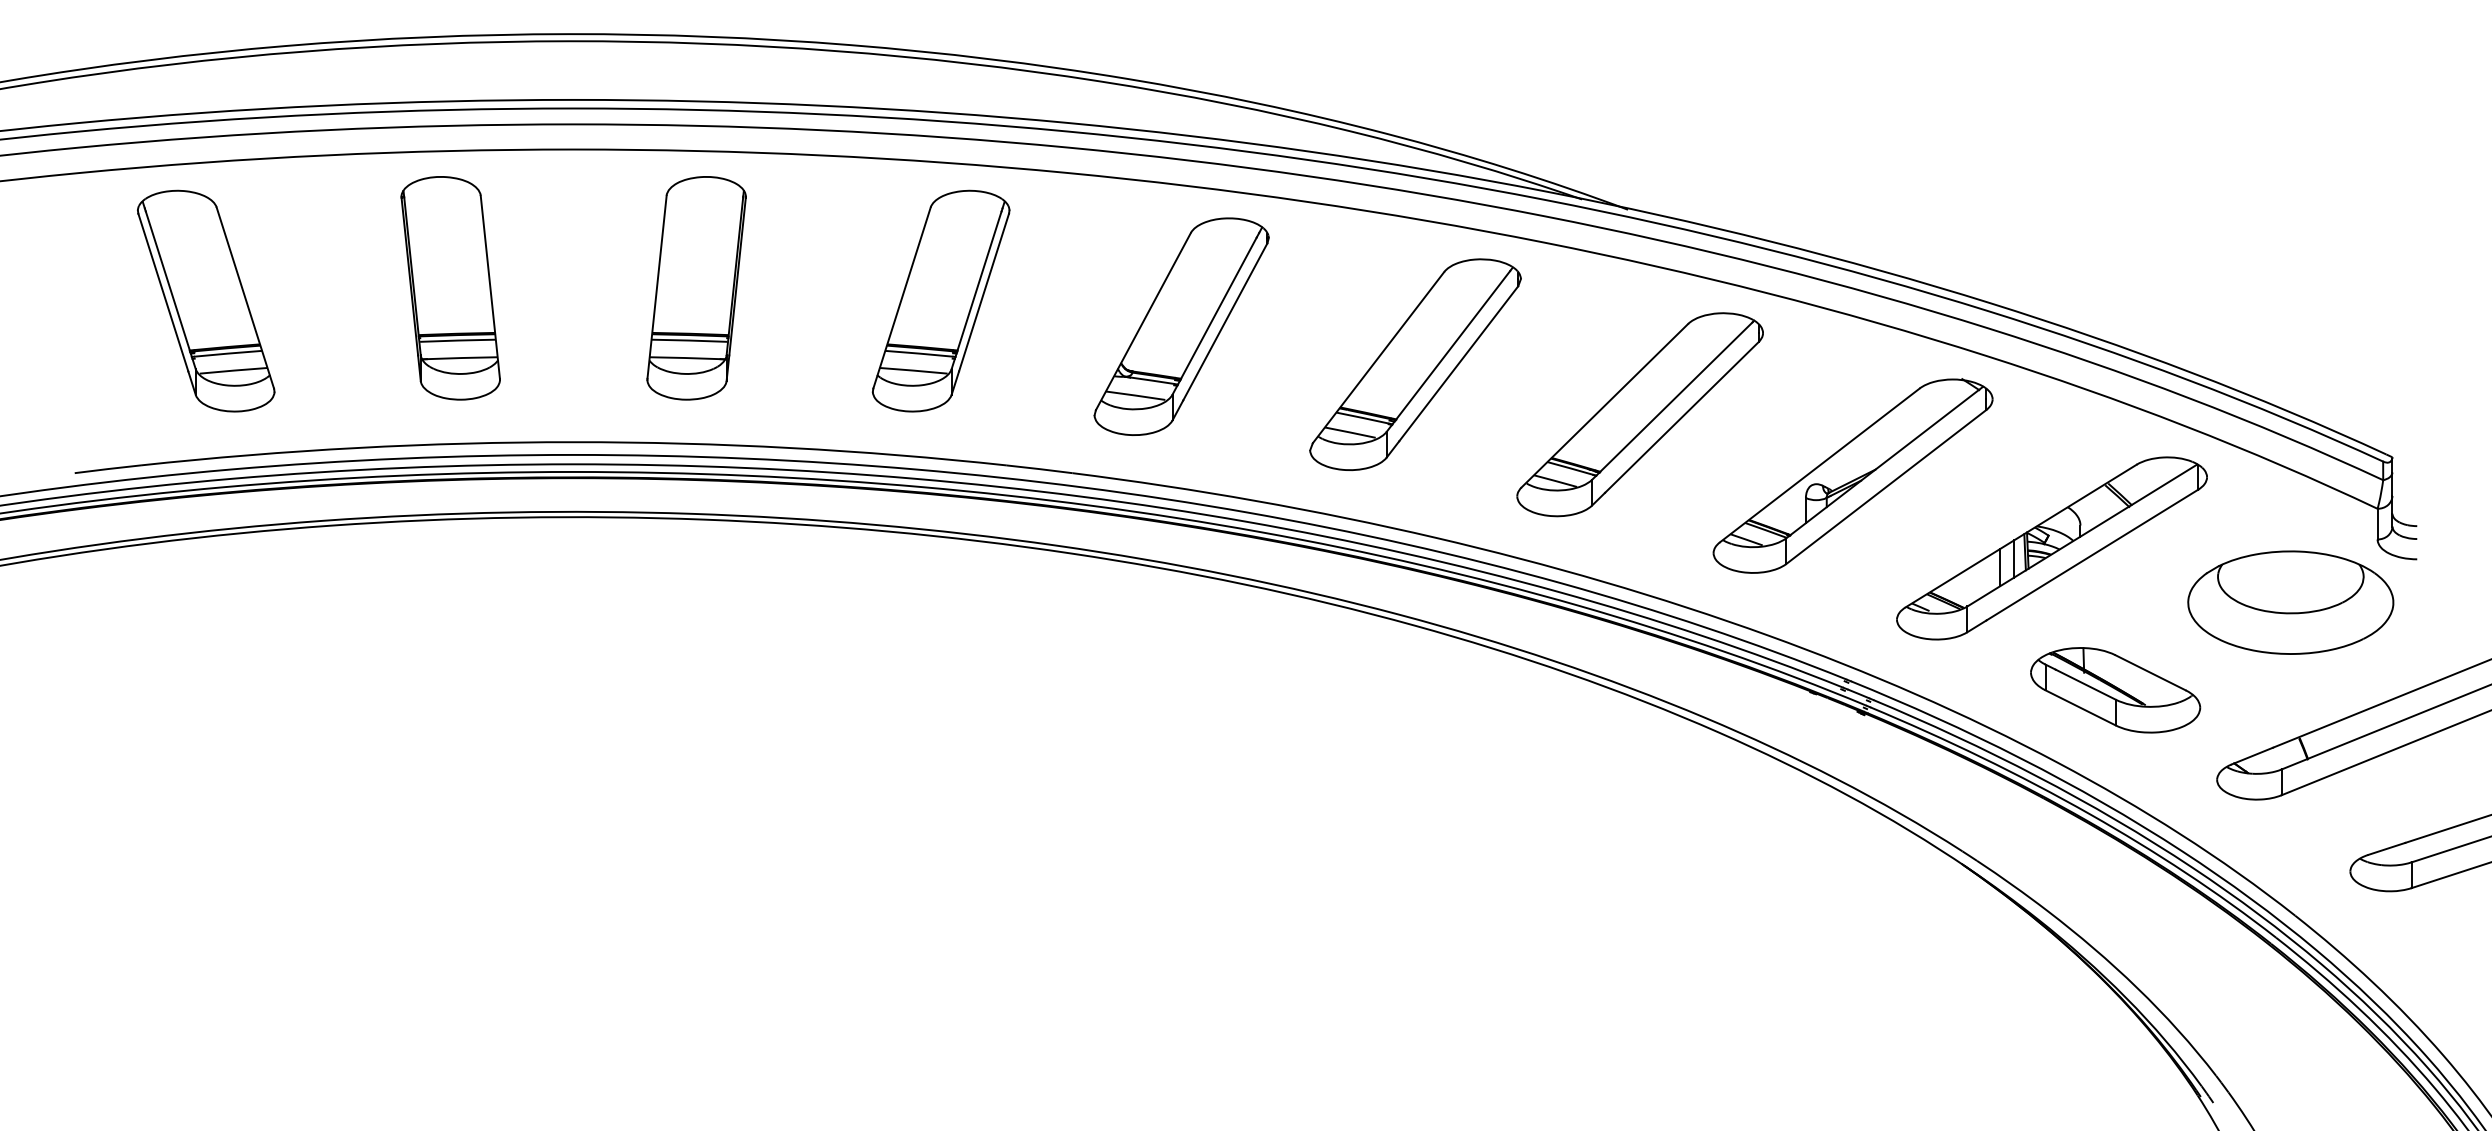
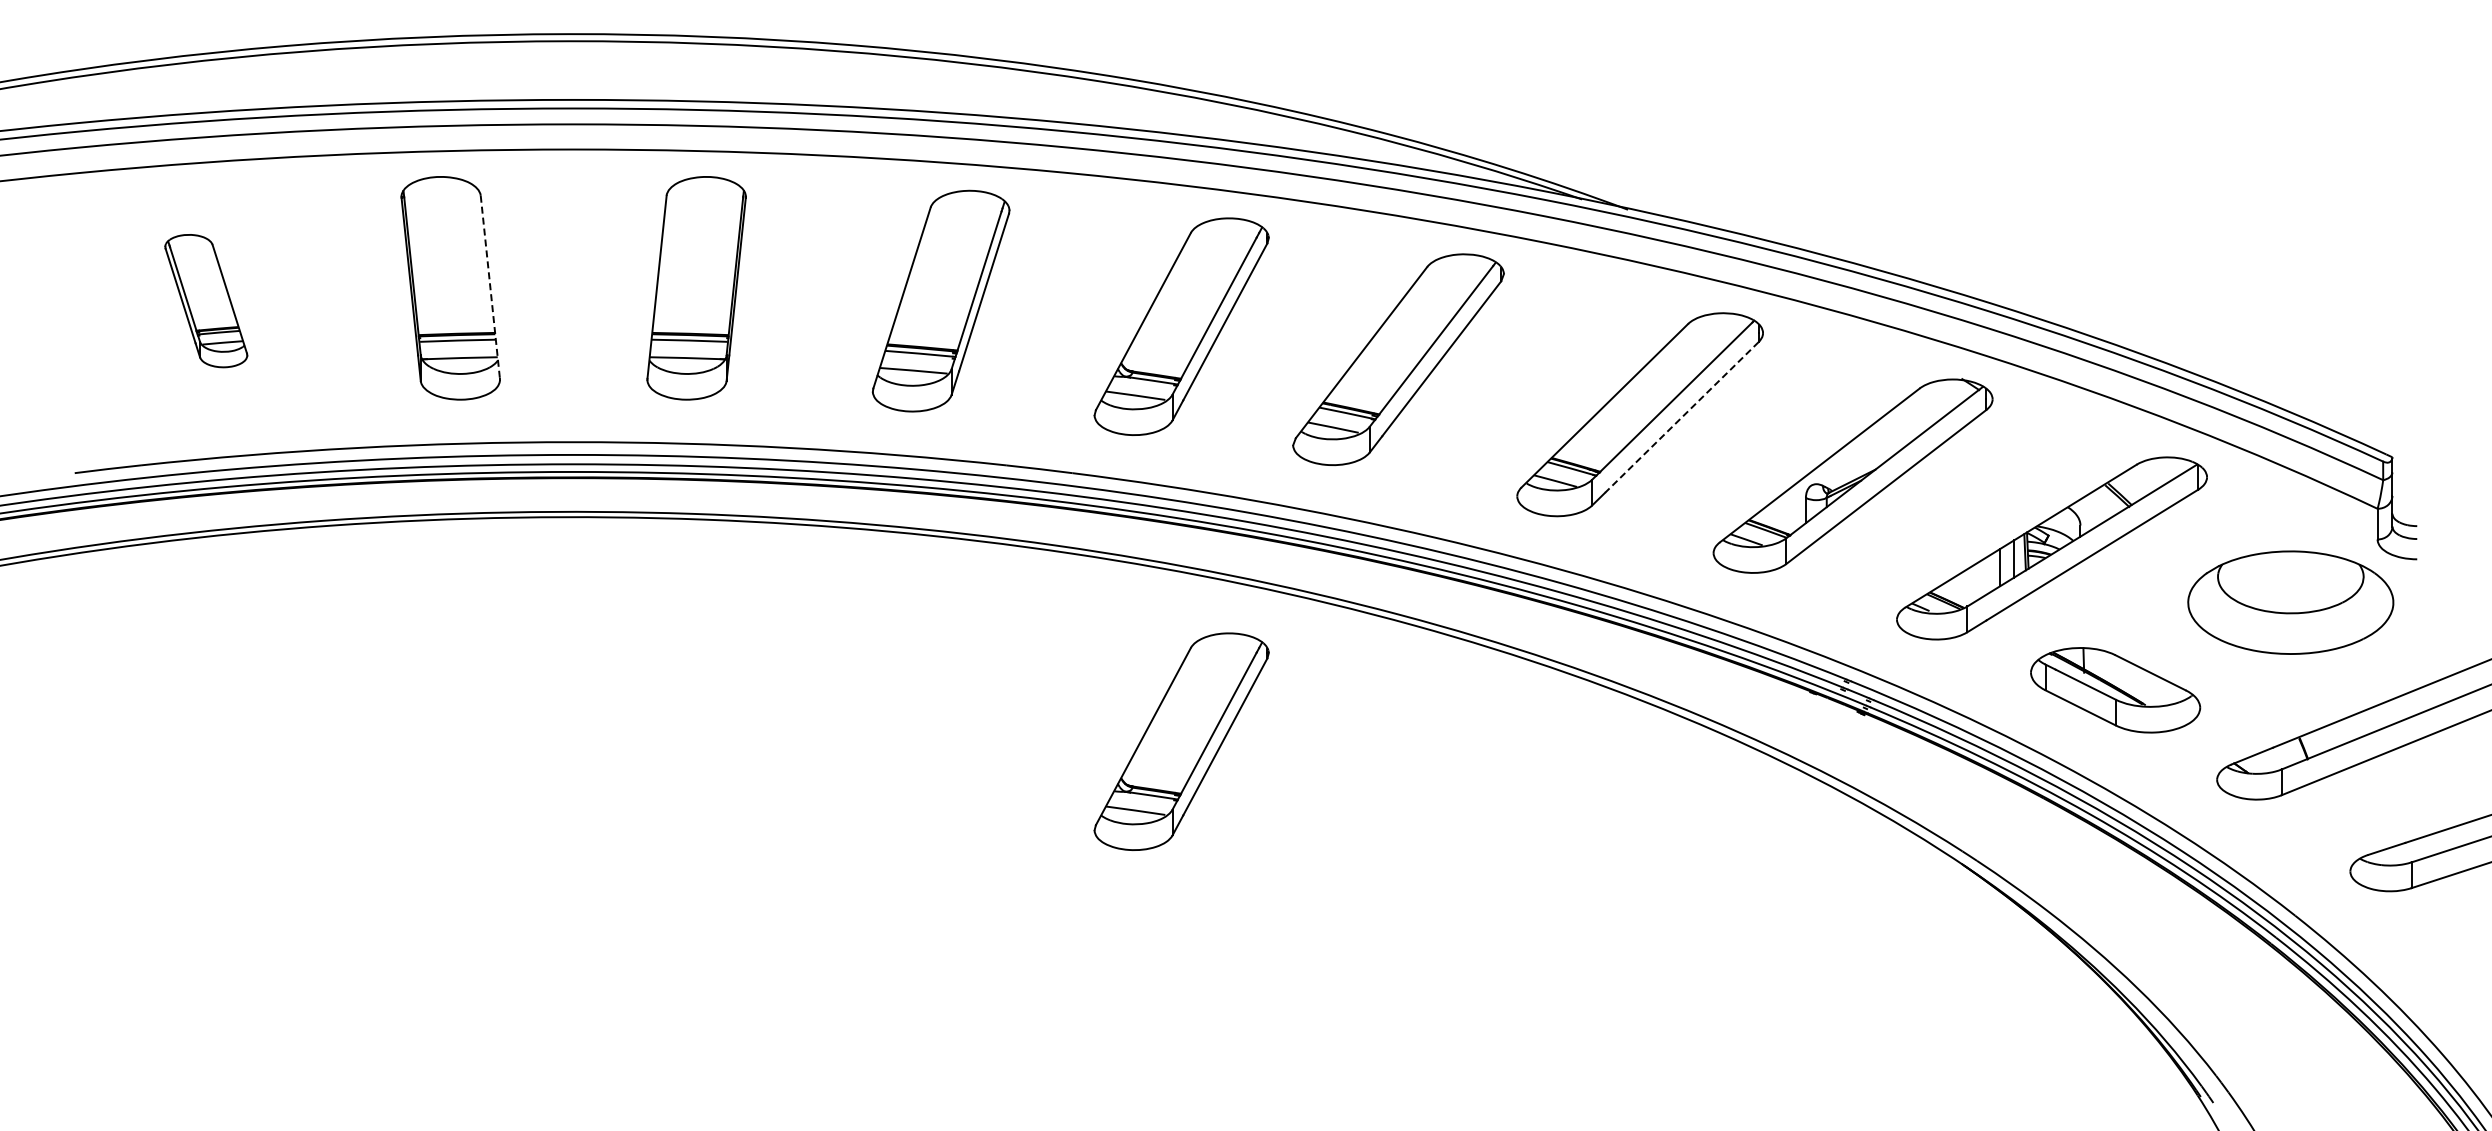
line: solid -> dashed (490, 287)
part size: 139x224 px -> 85x135 px (206, 301)
part position: (1415, 364) -> (1398, 359) (1398, 359)
line: solid -> dashed (1681, 417)
part: none -> present (1181, 741)
